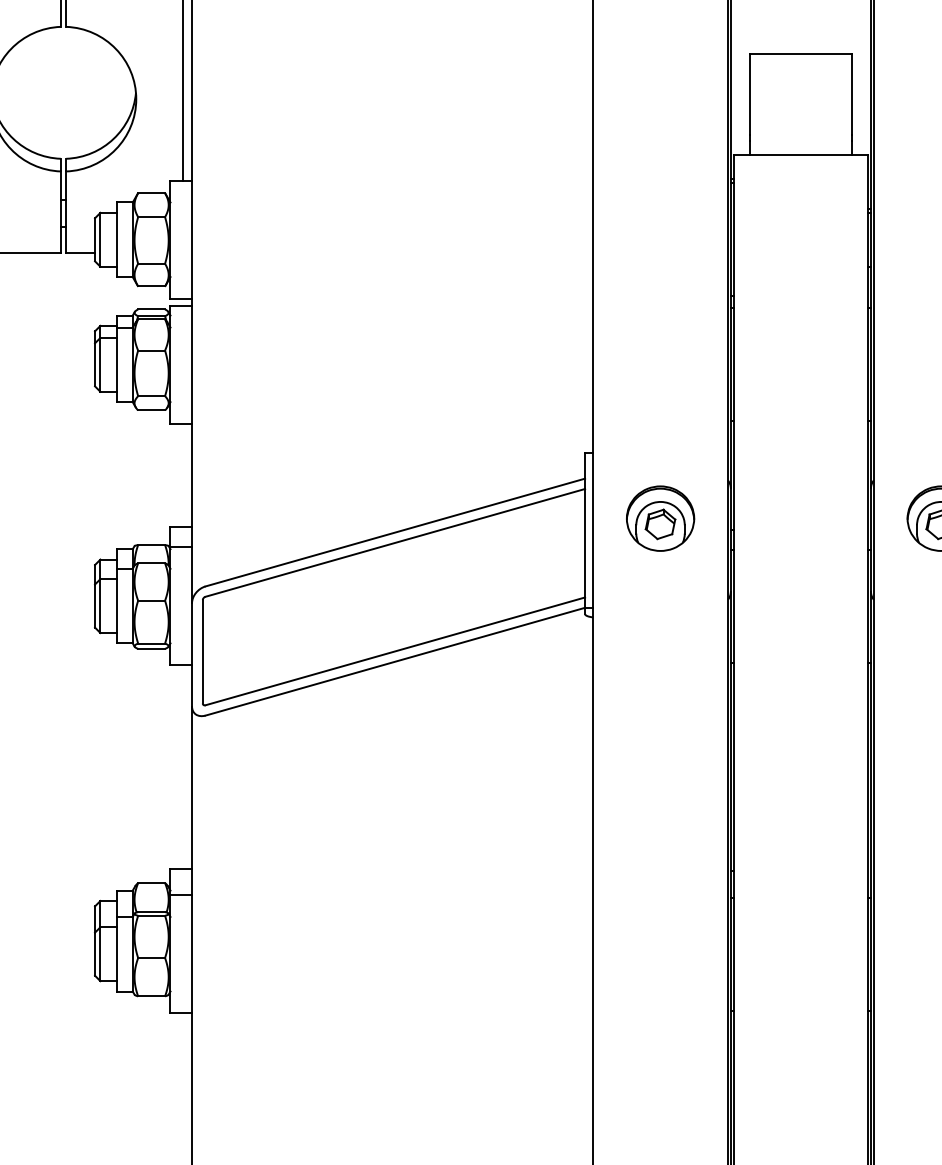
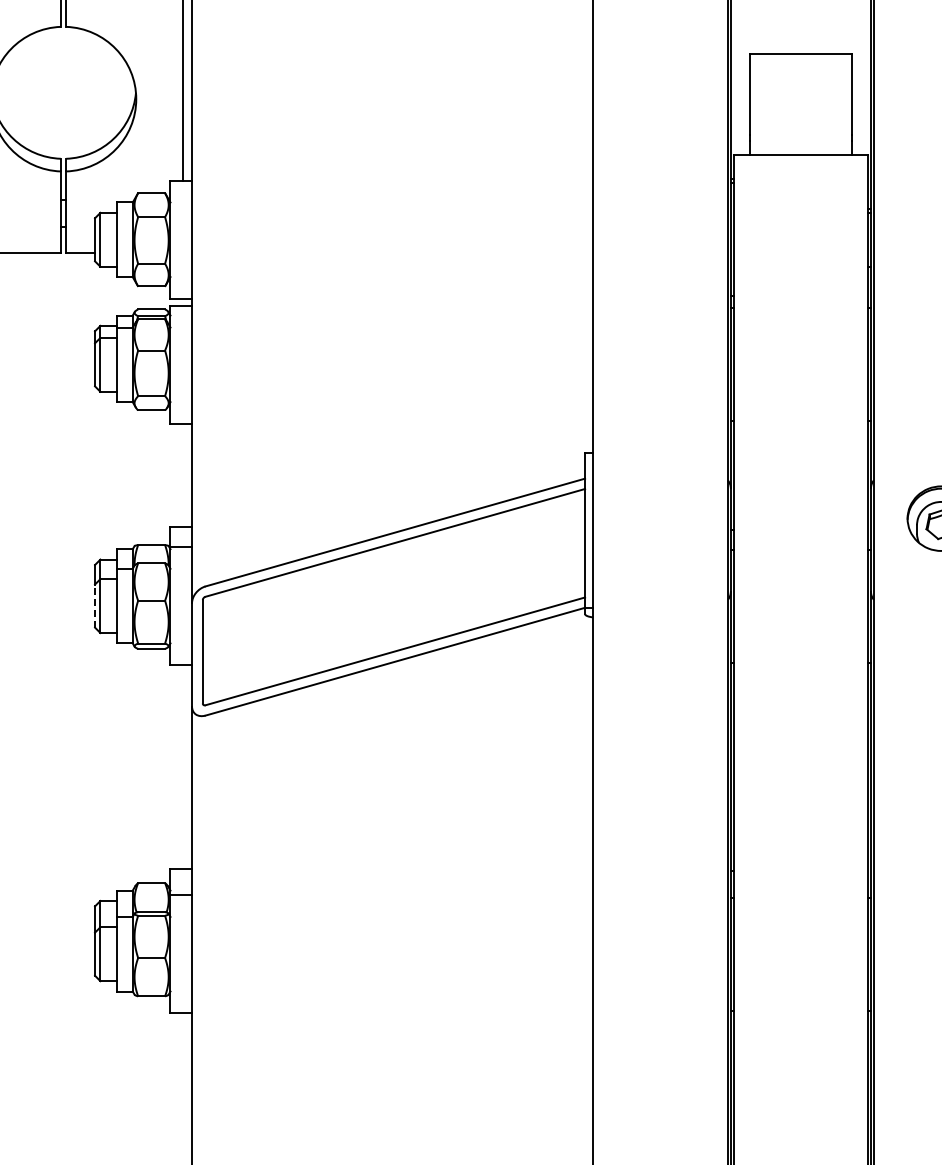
part: present -> none (660, 518)
line: solid -> dashed (95, 606)
